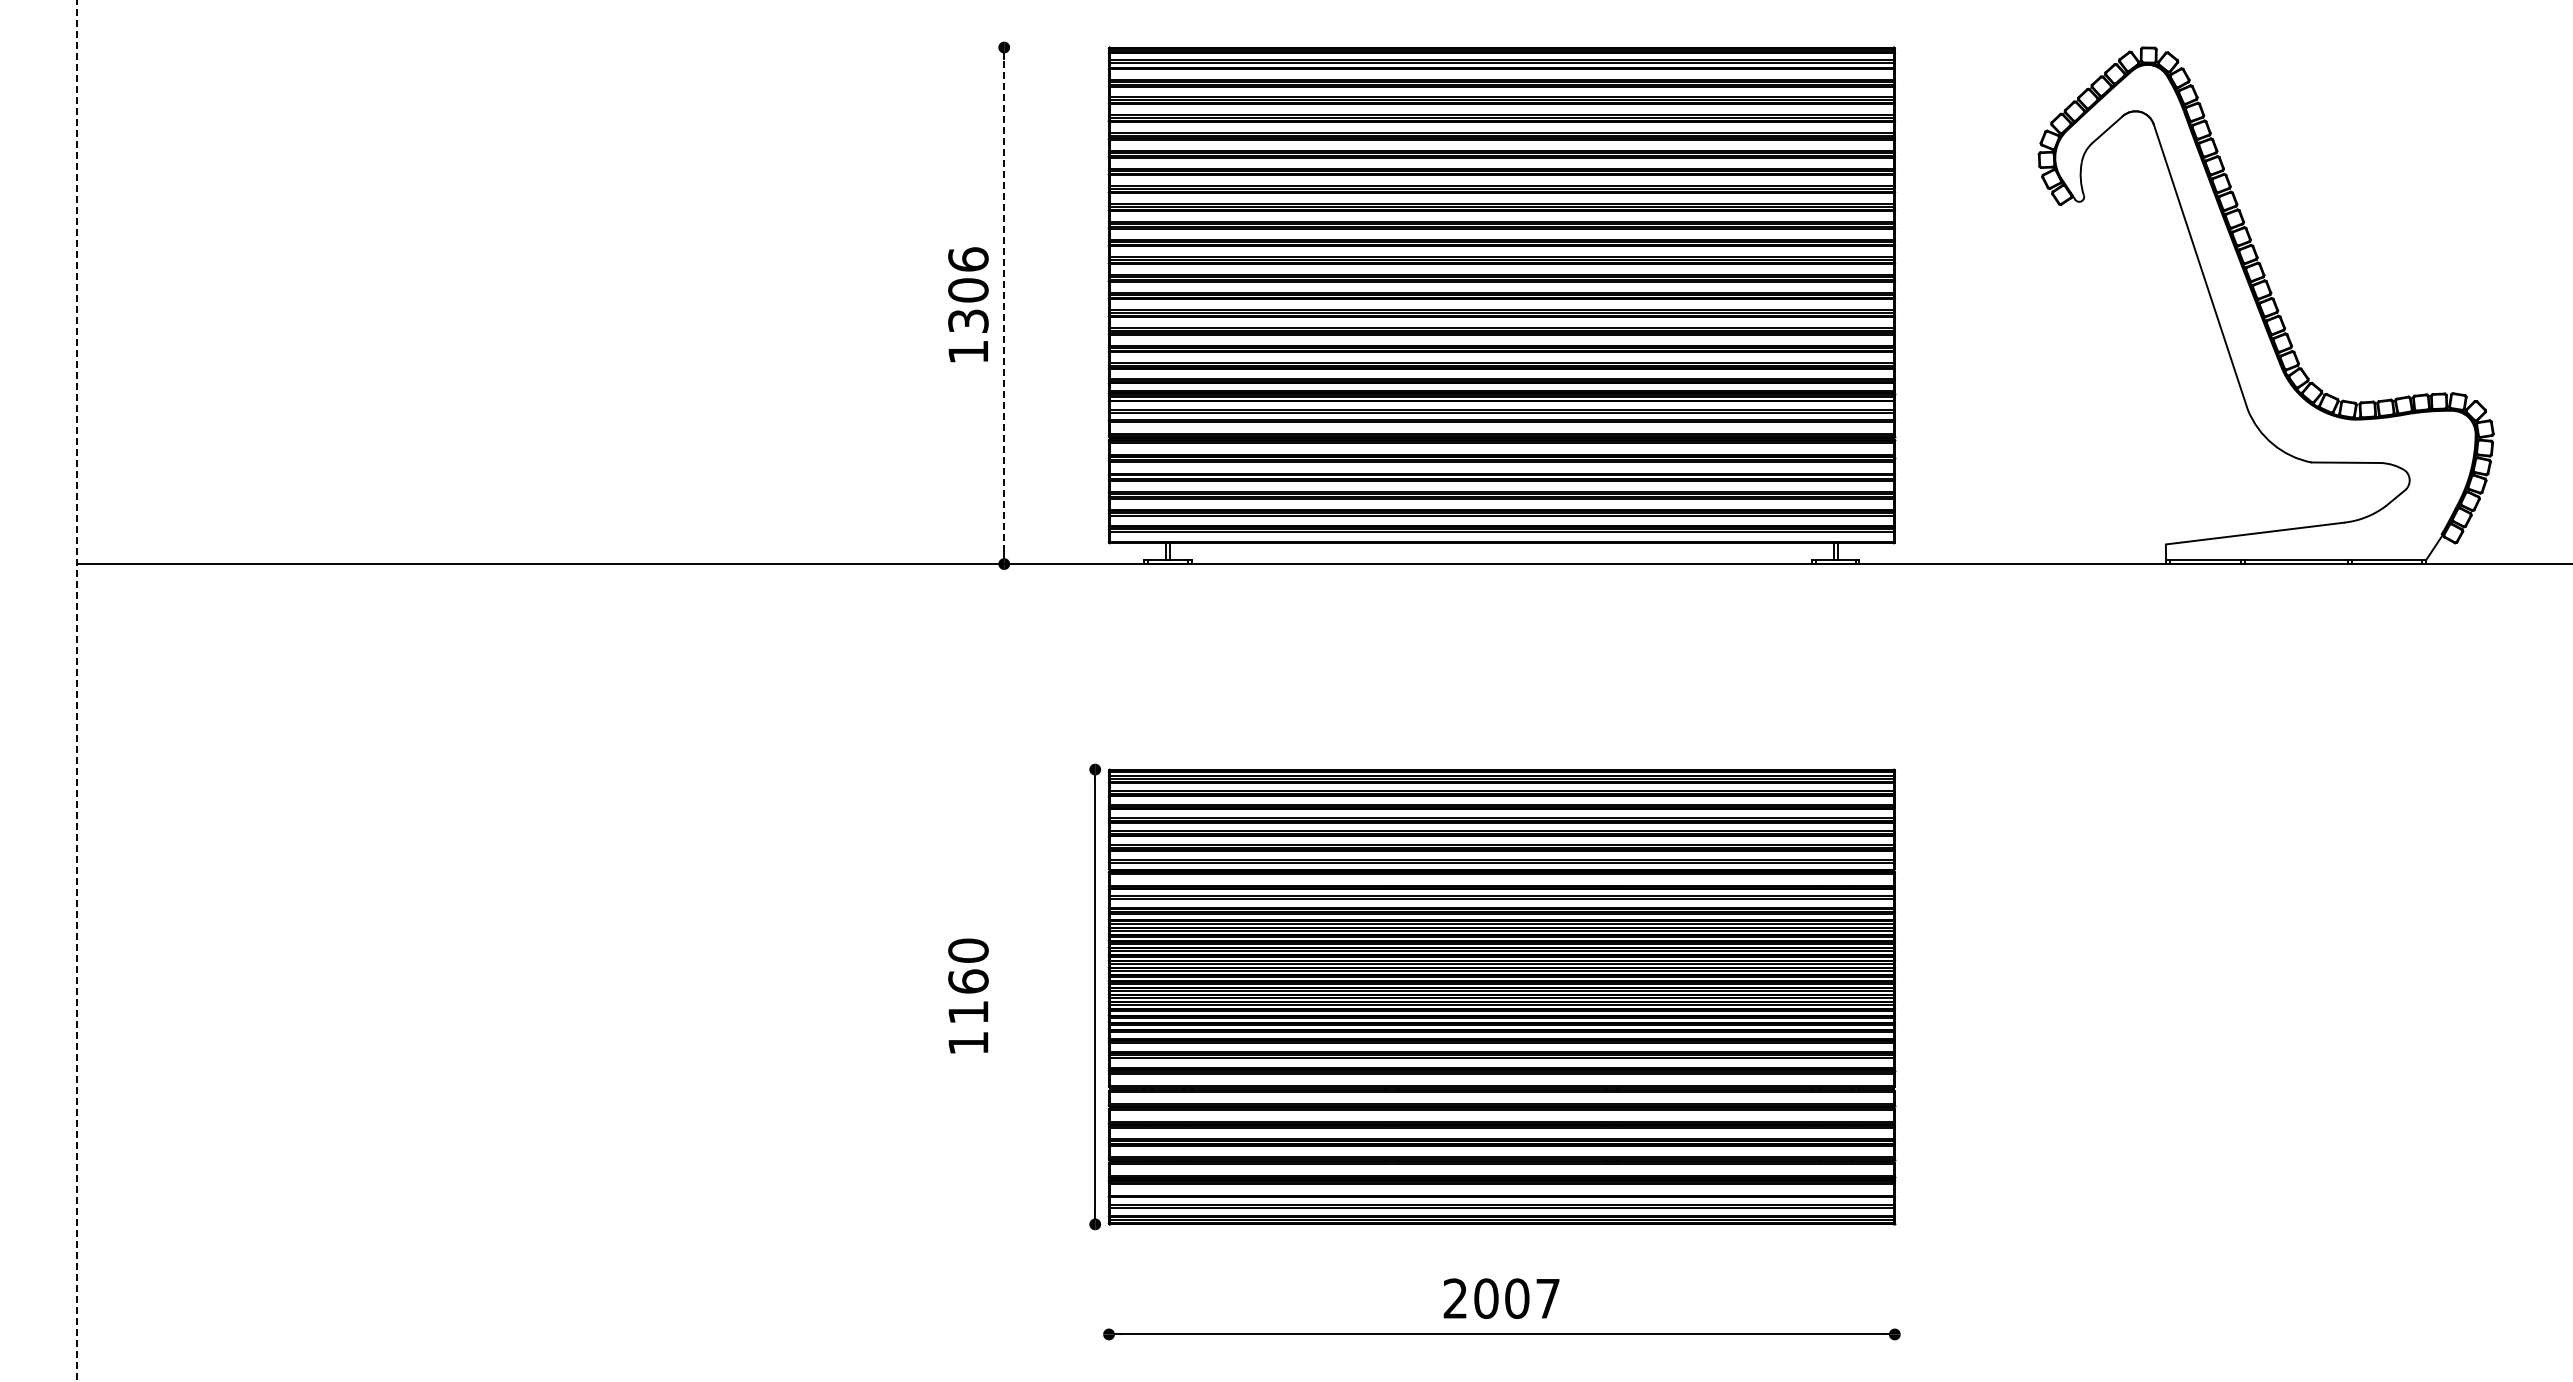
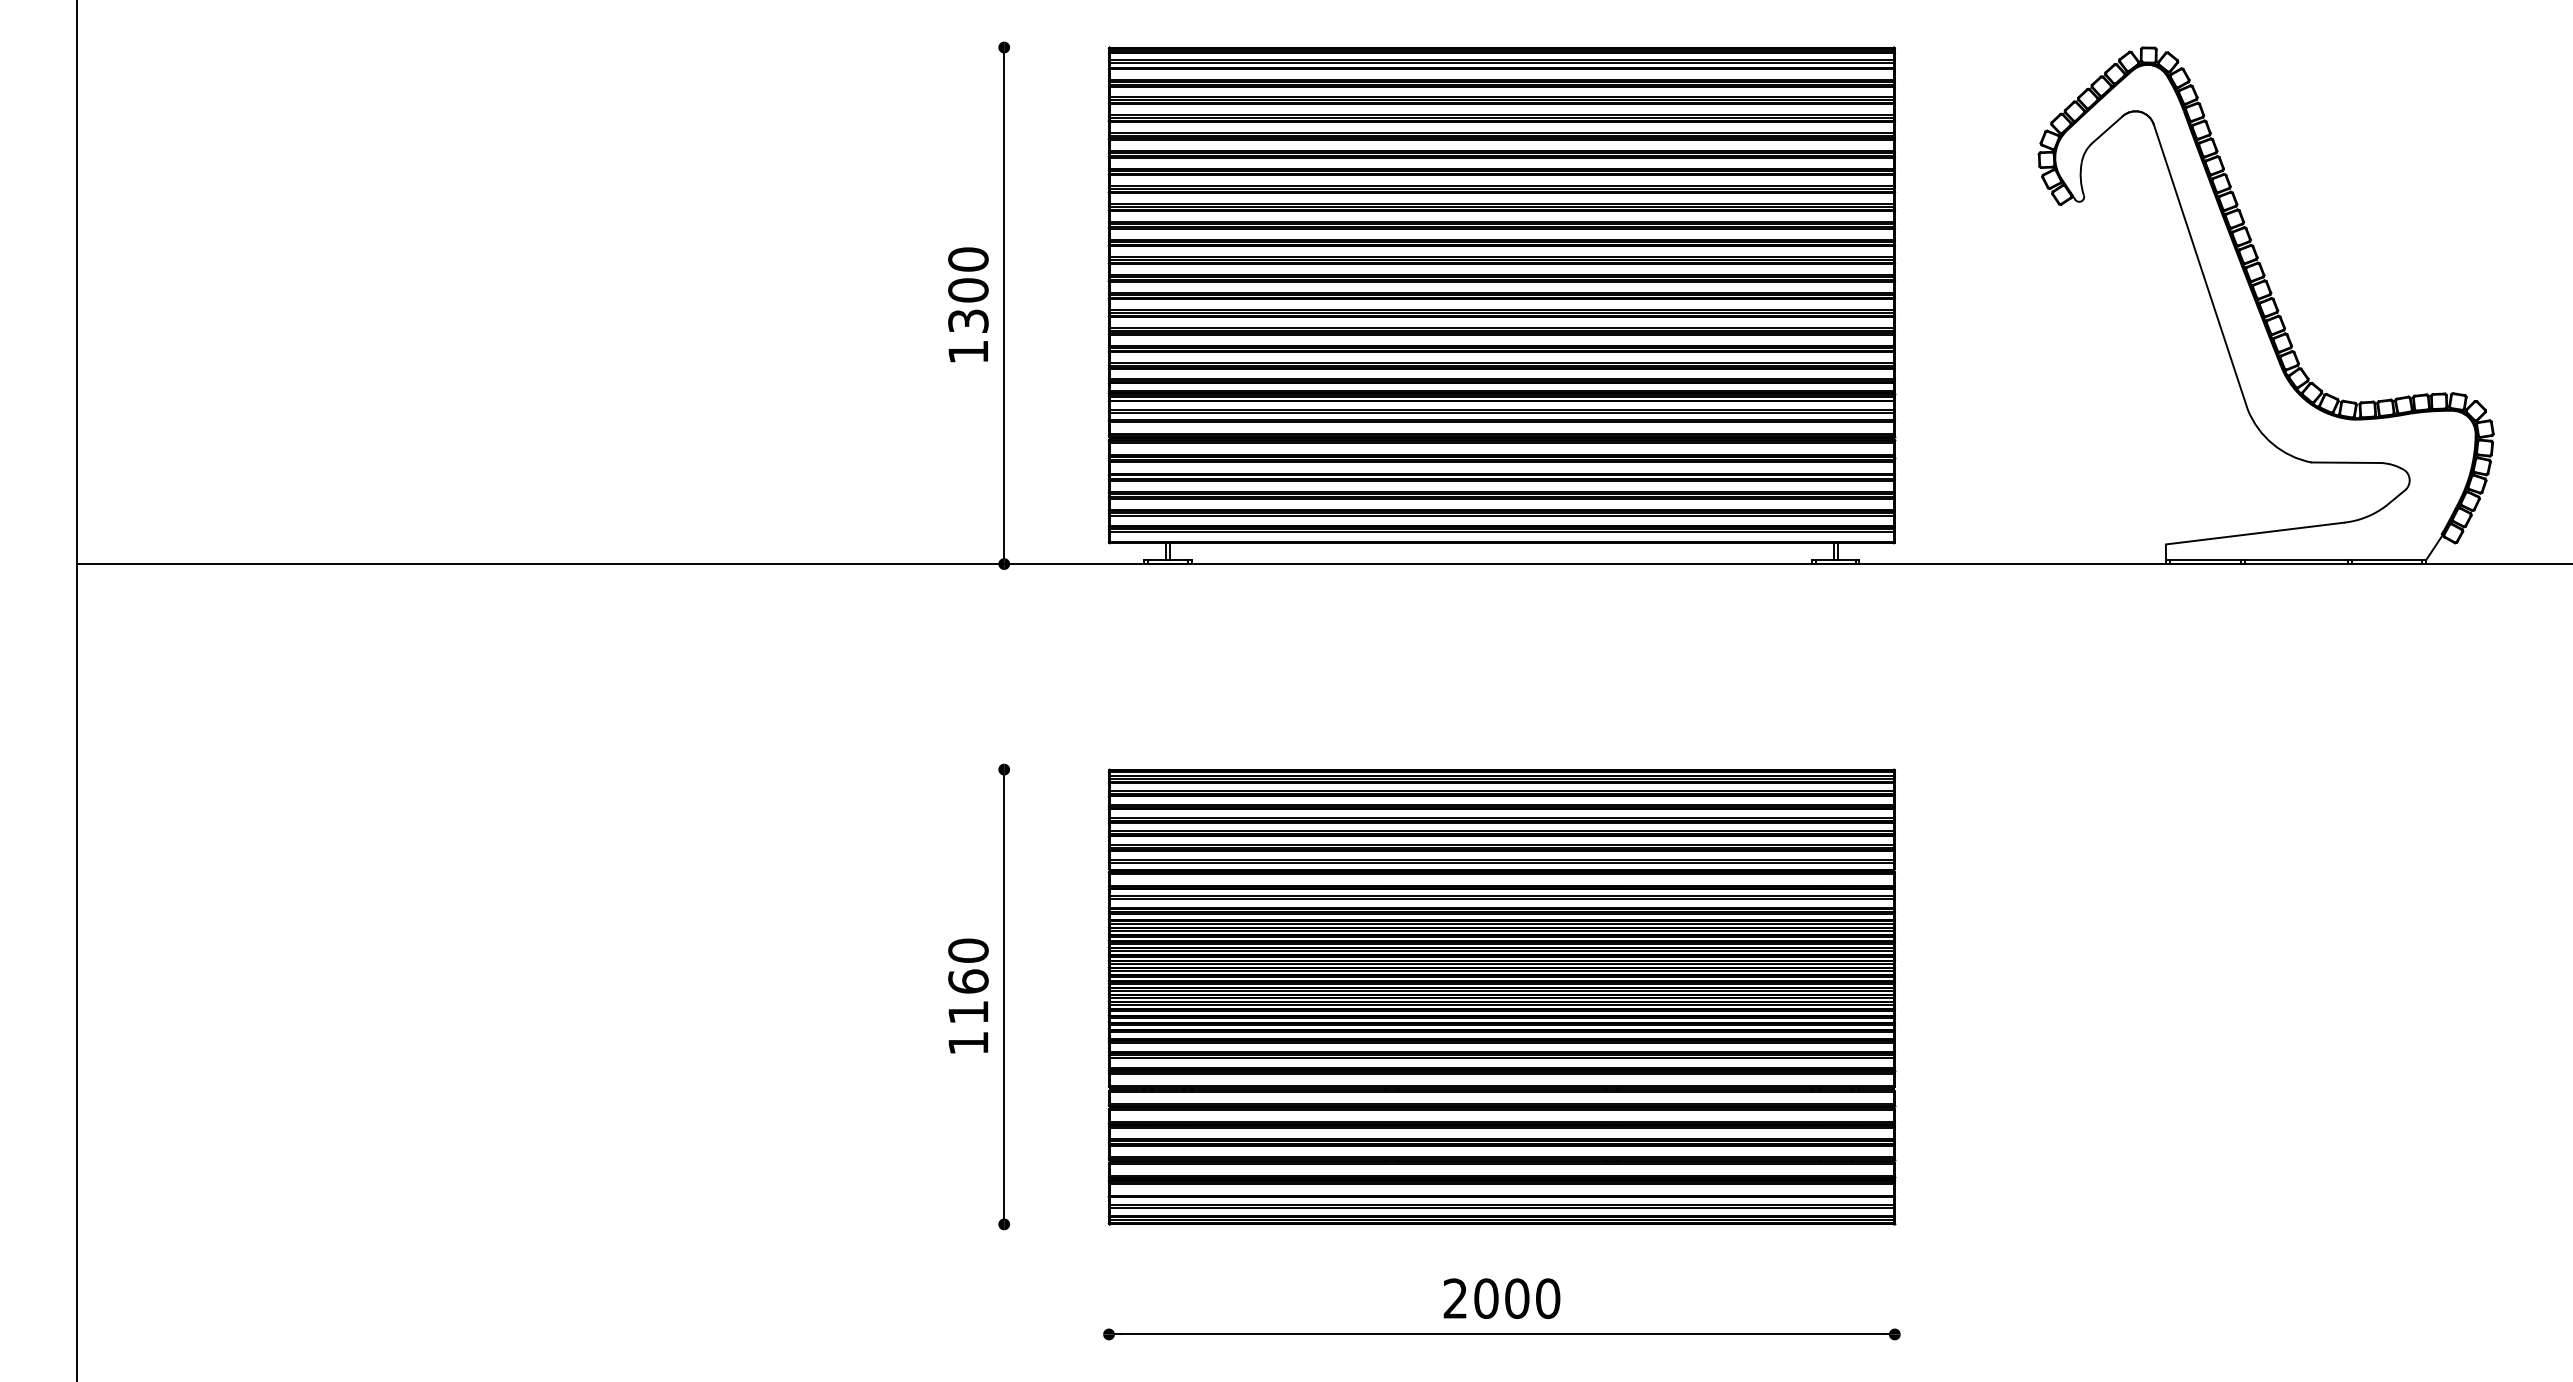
text: 1306 -> 1300 (968, 259)
line: dashed -> solid (1004, 305)
line: dashed -> solid (77, 691)
part position: (1095, 996) -> (1004, 996) (1004, 996)
text: 2007 -> 2000 (1548, 1298)
